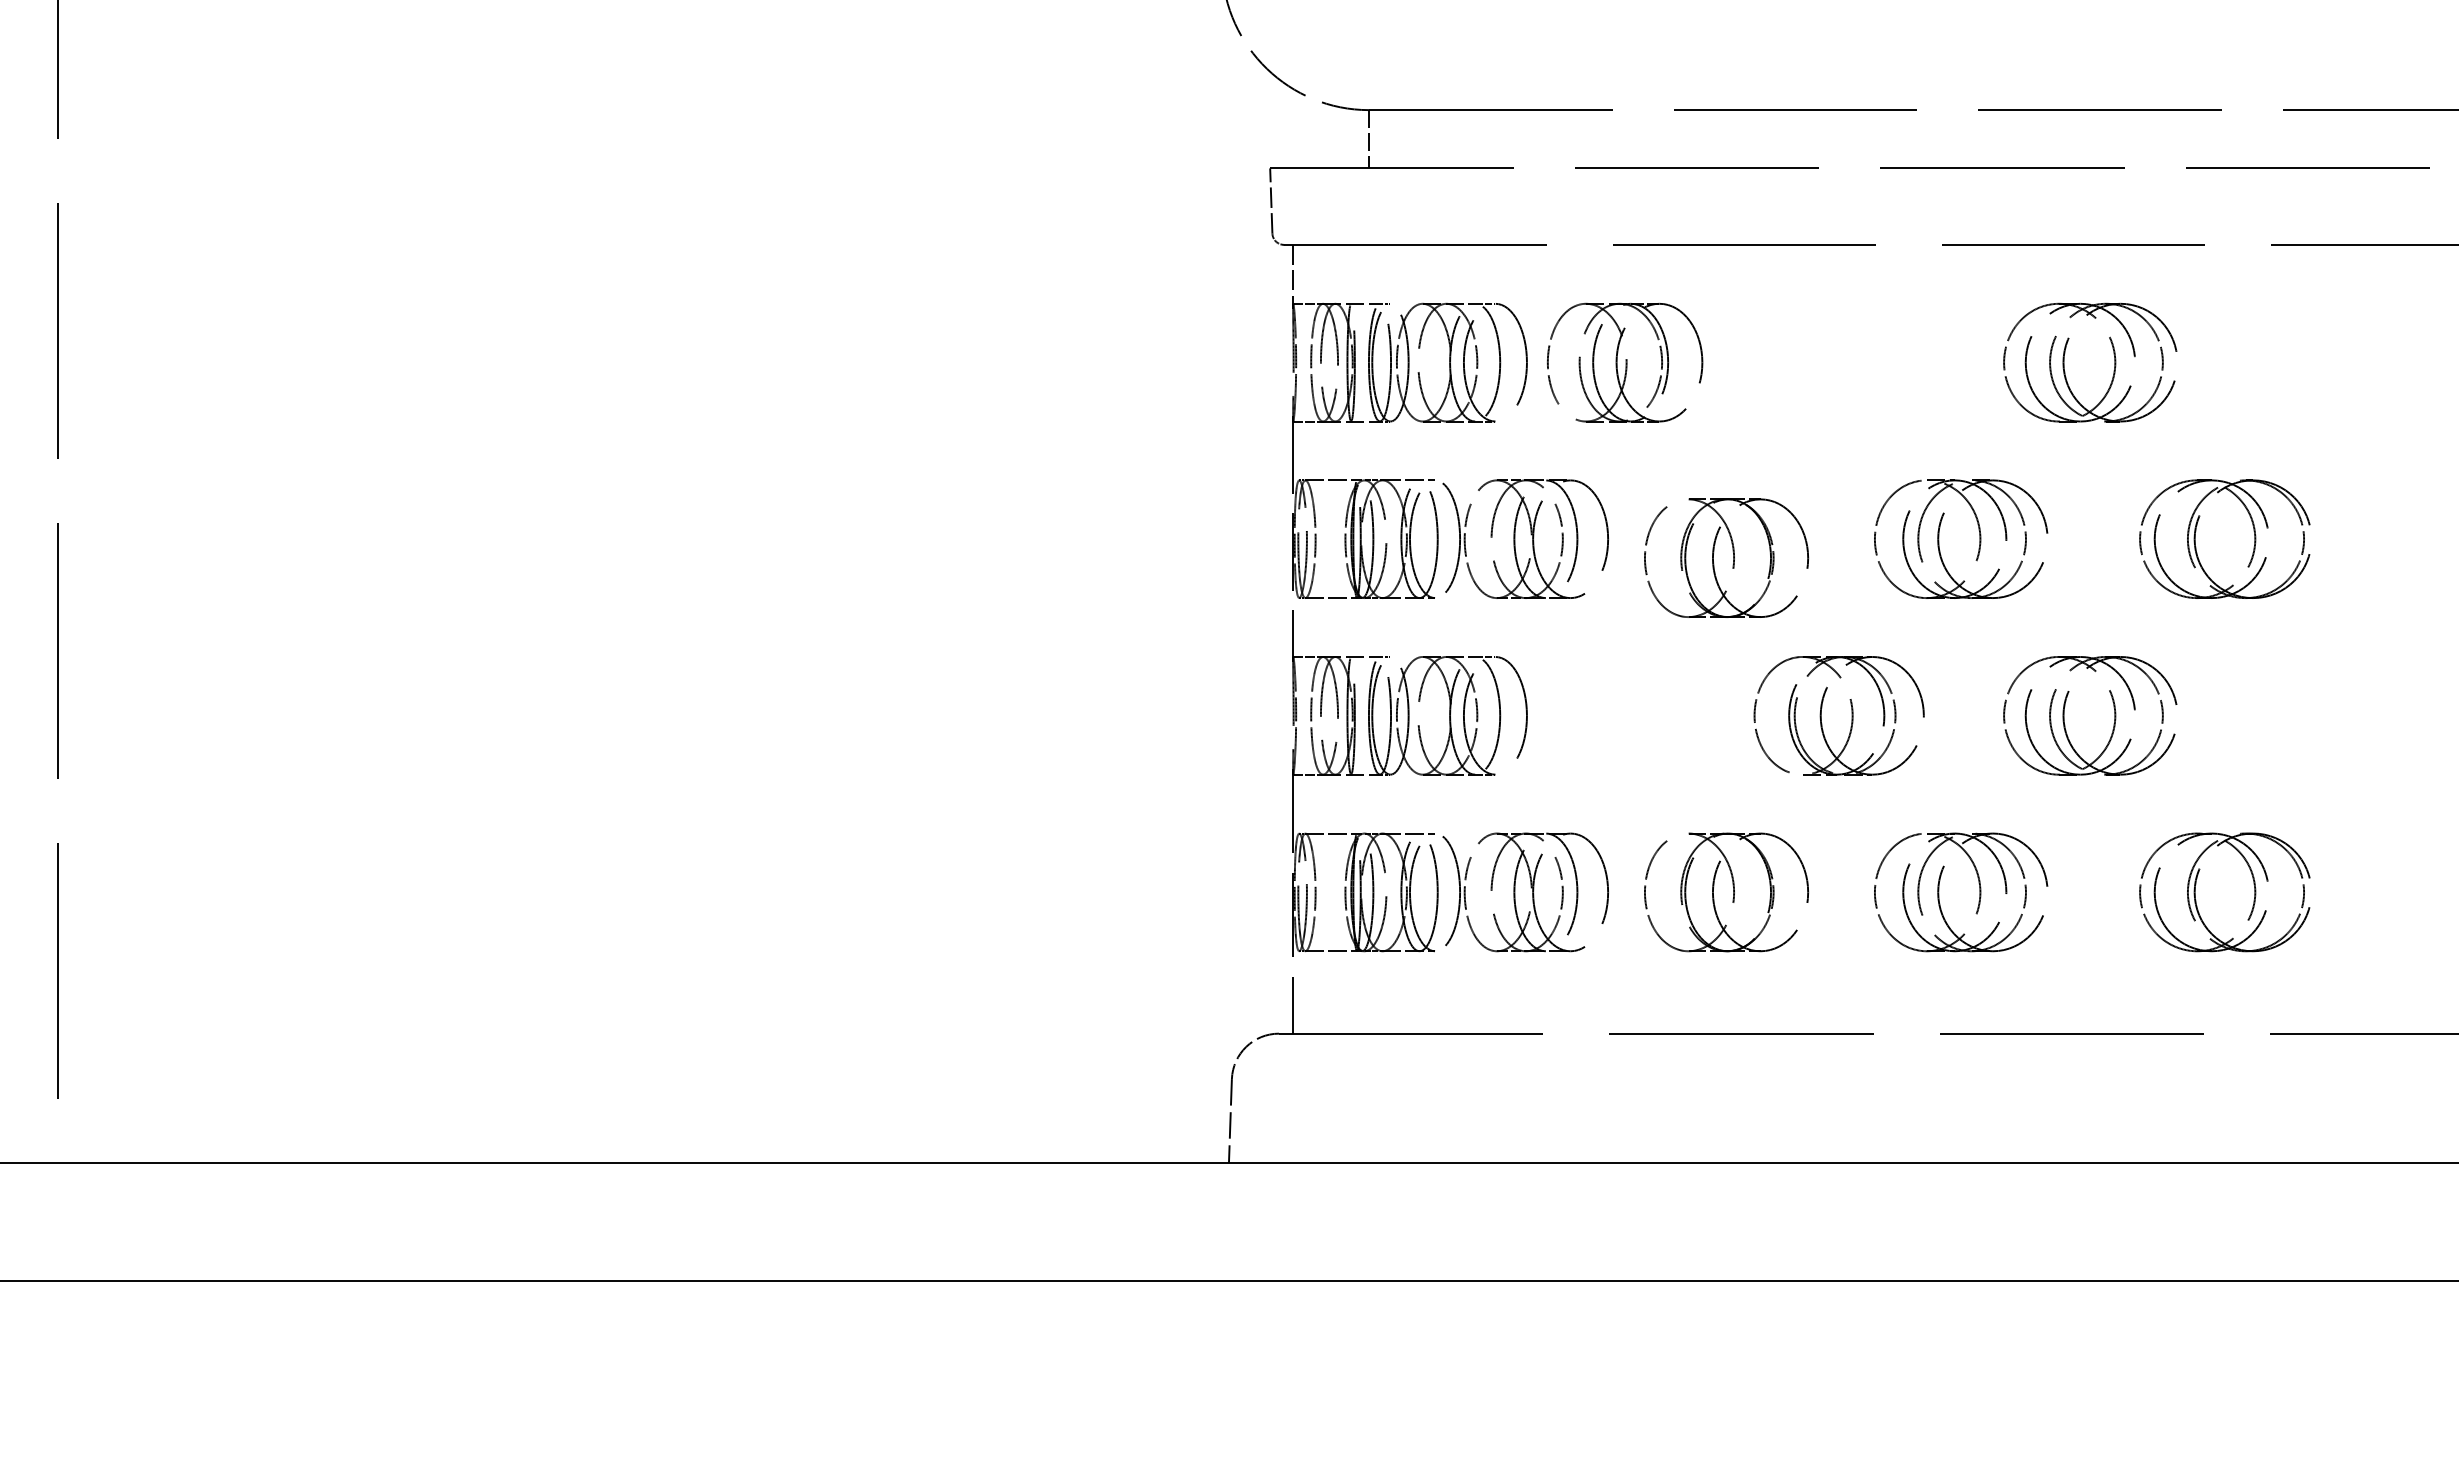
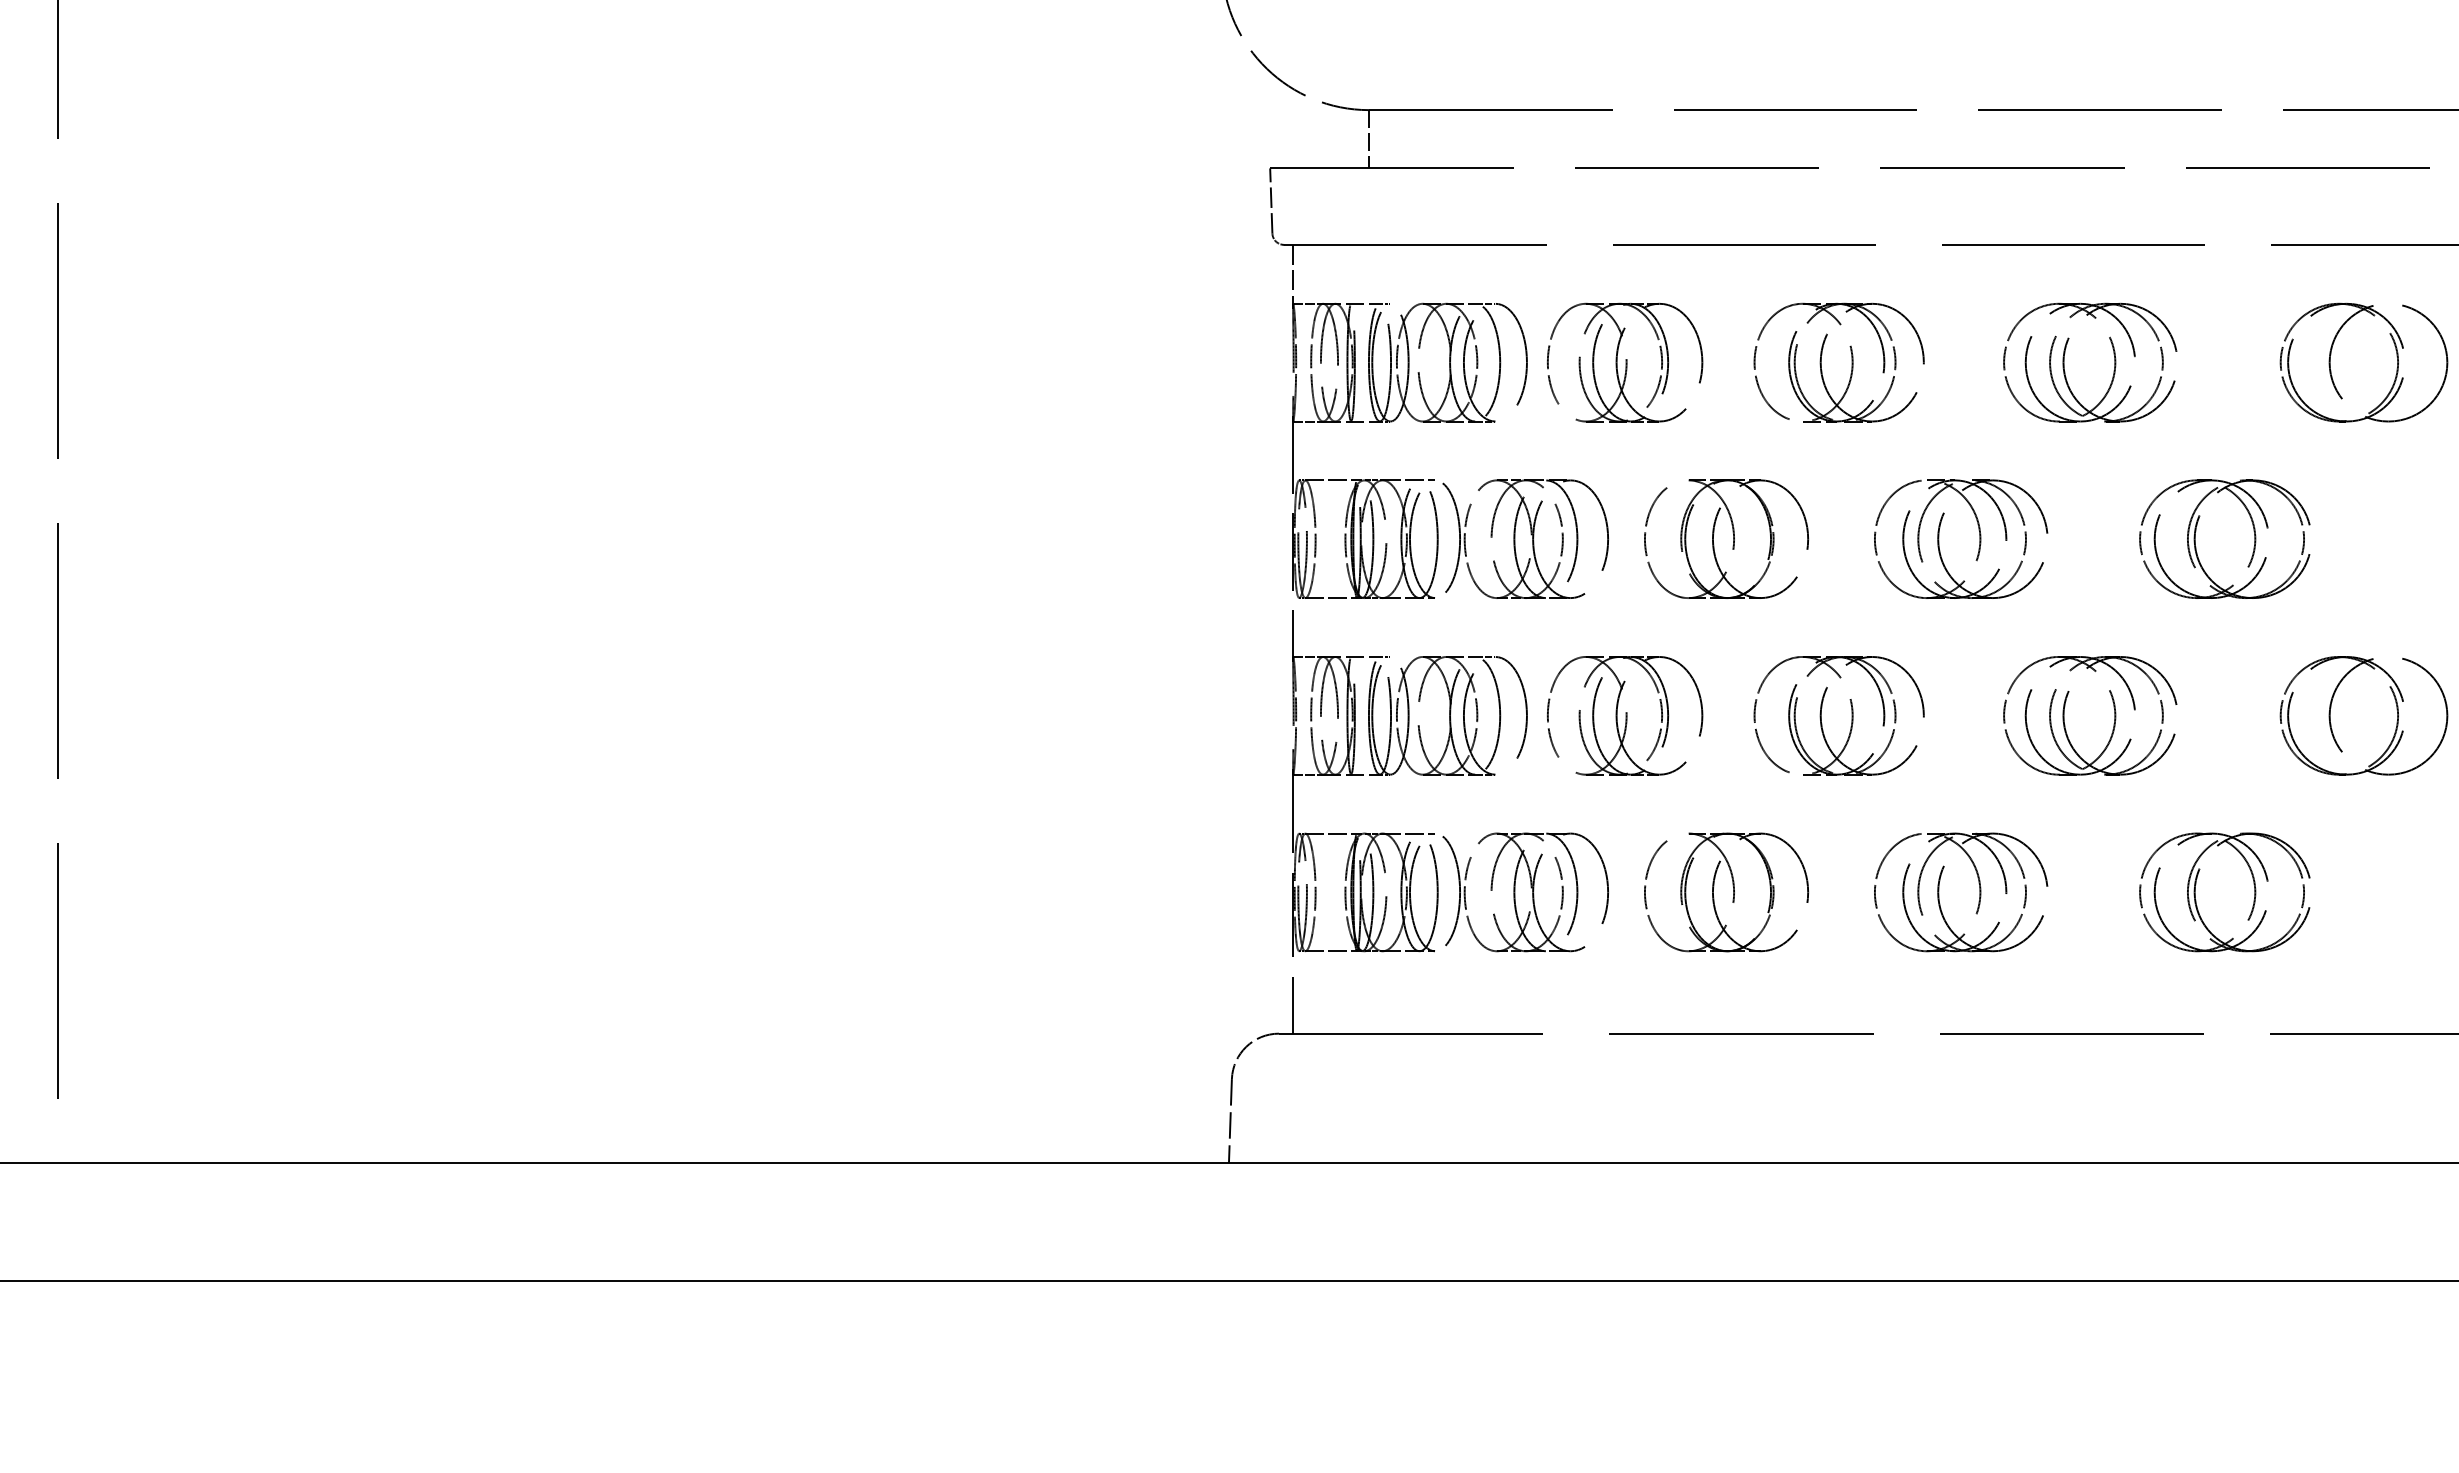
part: none -> present (2331, 354)
part: none -> present (1851, 362)
part position: (1733, 557) -> (1733, 538) (1733, 538)
part: none -> present (2331, 708)
part: none -> present (1625, 715)
